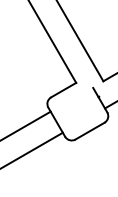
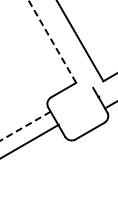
line: solid -> dashed (52, 41)
line: solid -> dashed (25, 126)
line position: (32, 149) -> (30, 140) (30, 140)
